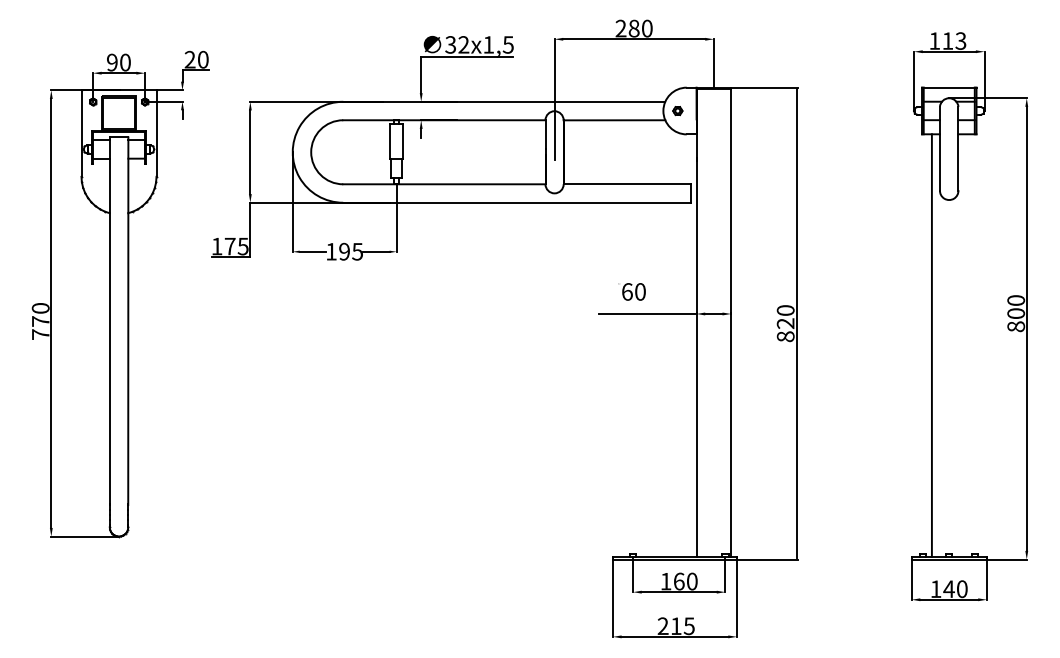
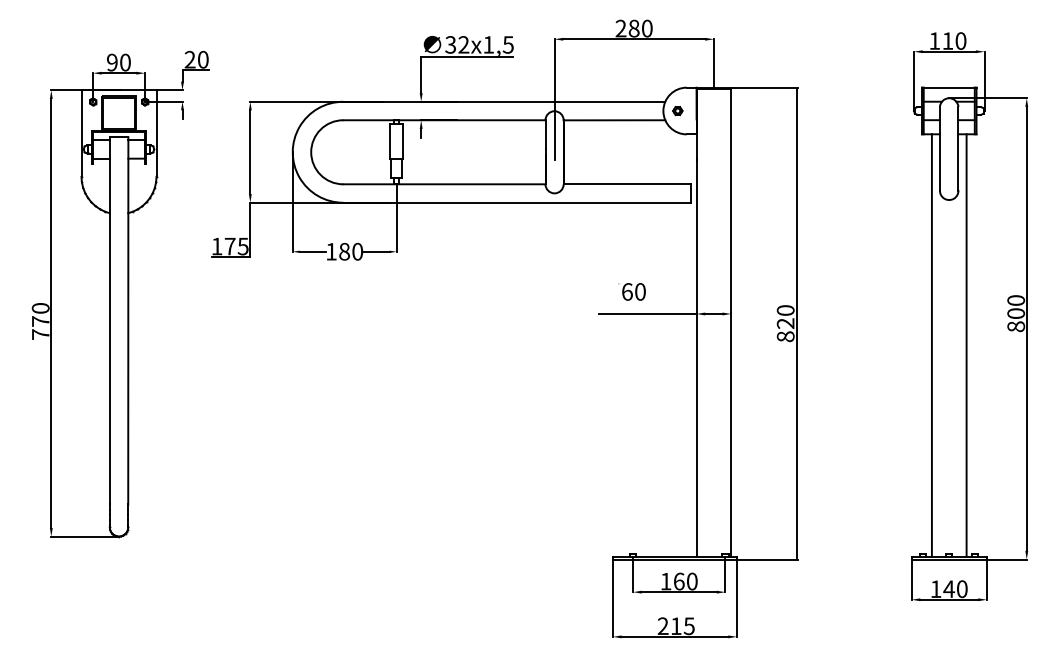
text: 113 -> 110 (960, 40)
text: 195 -> 180 (351, 251)
line: none -> present (966, 345)
